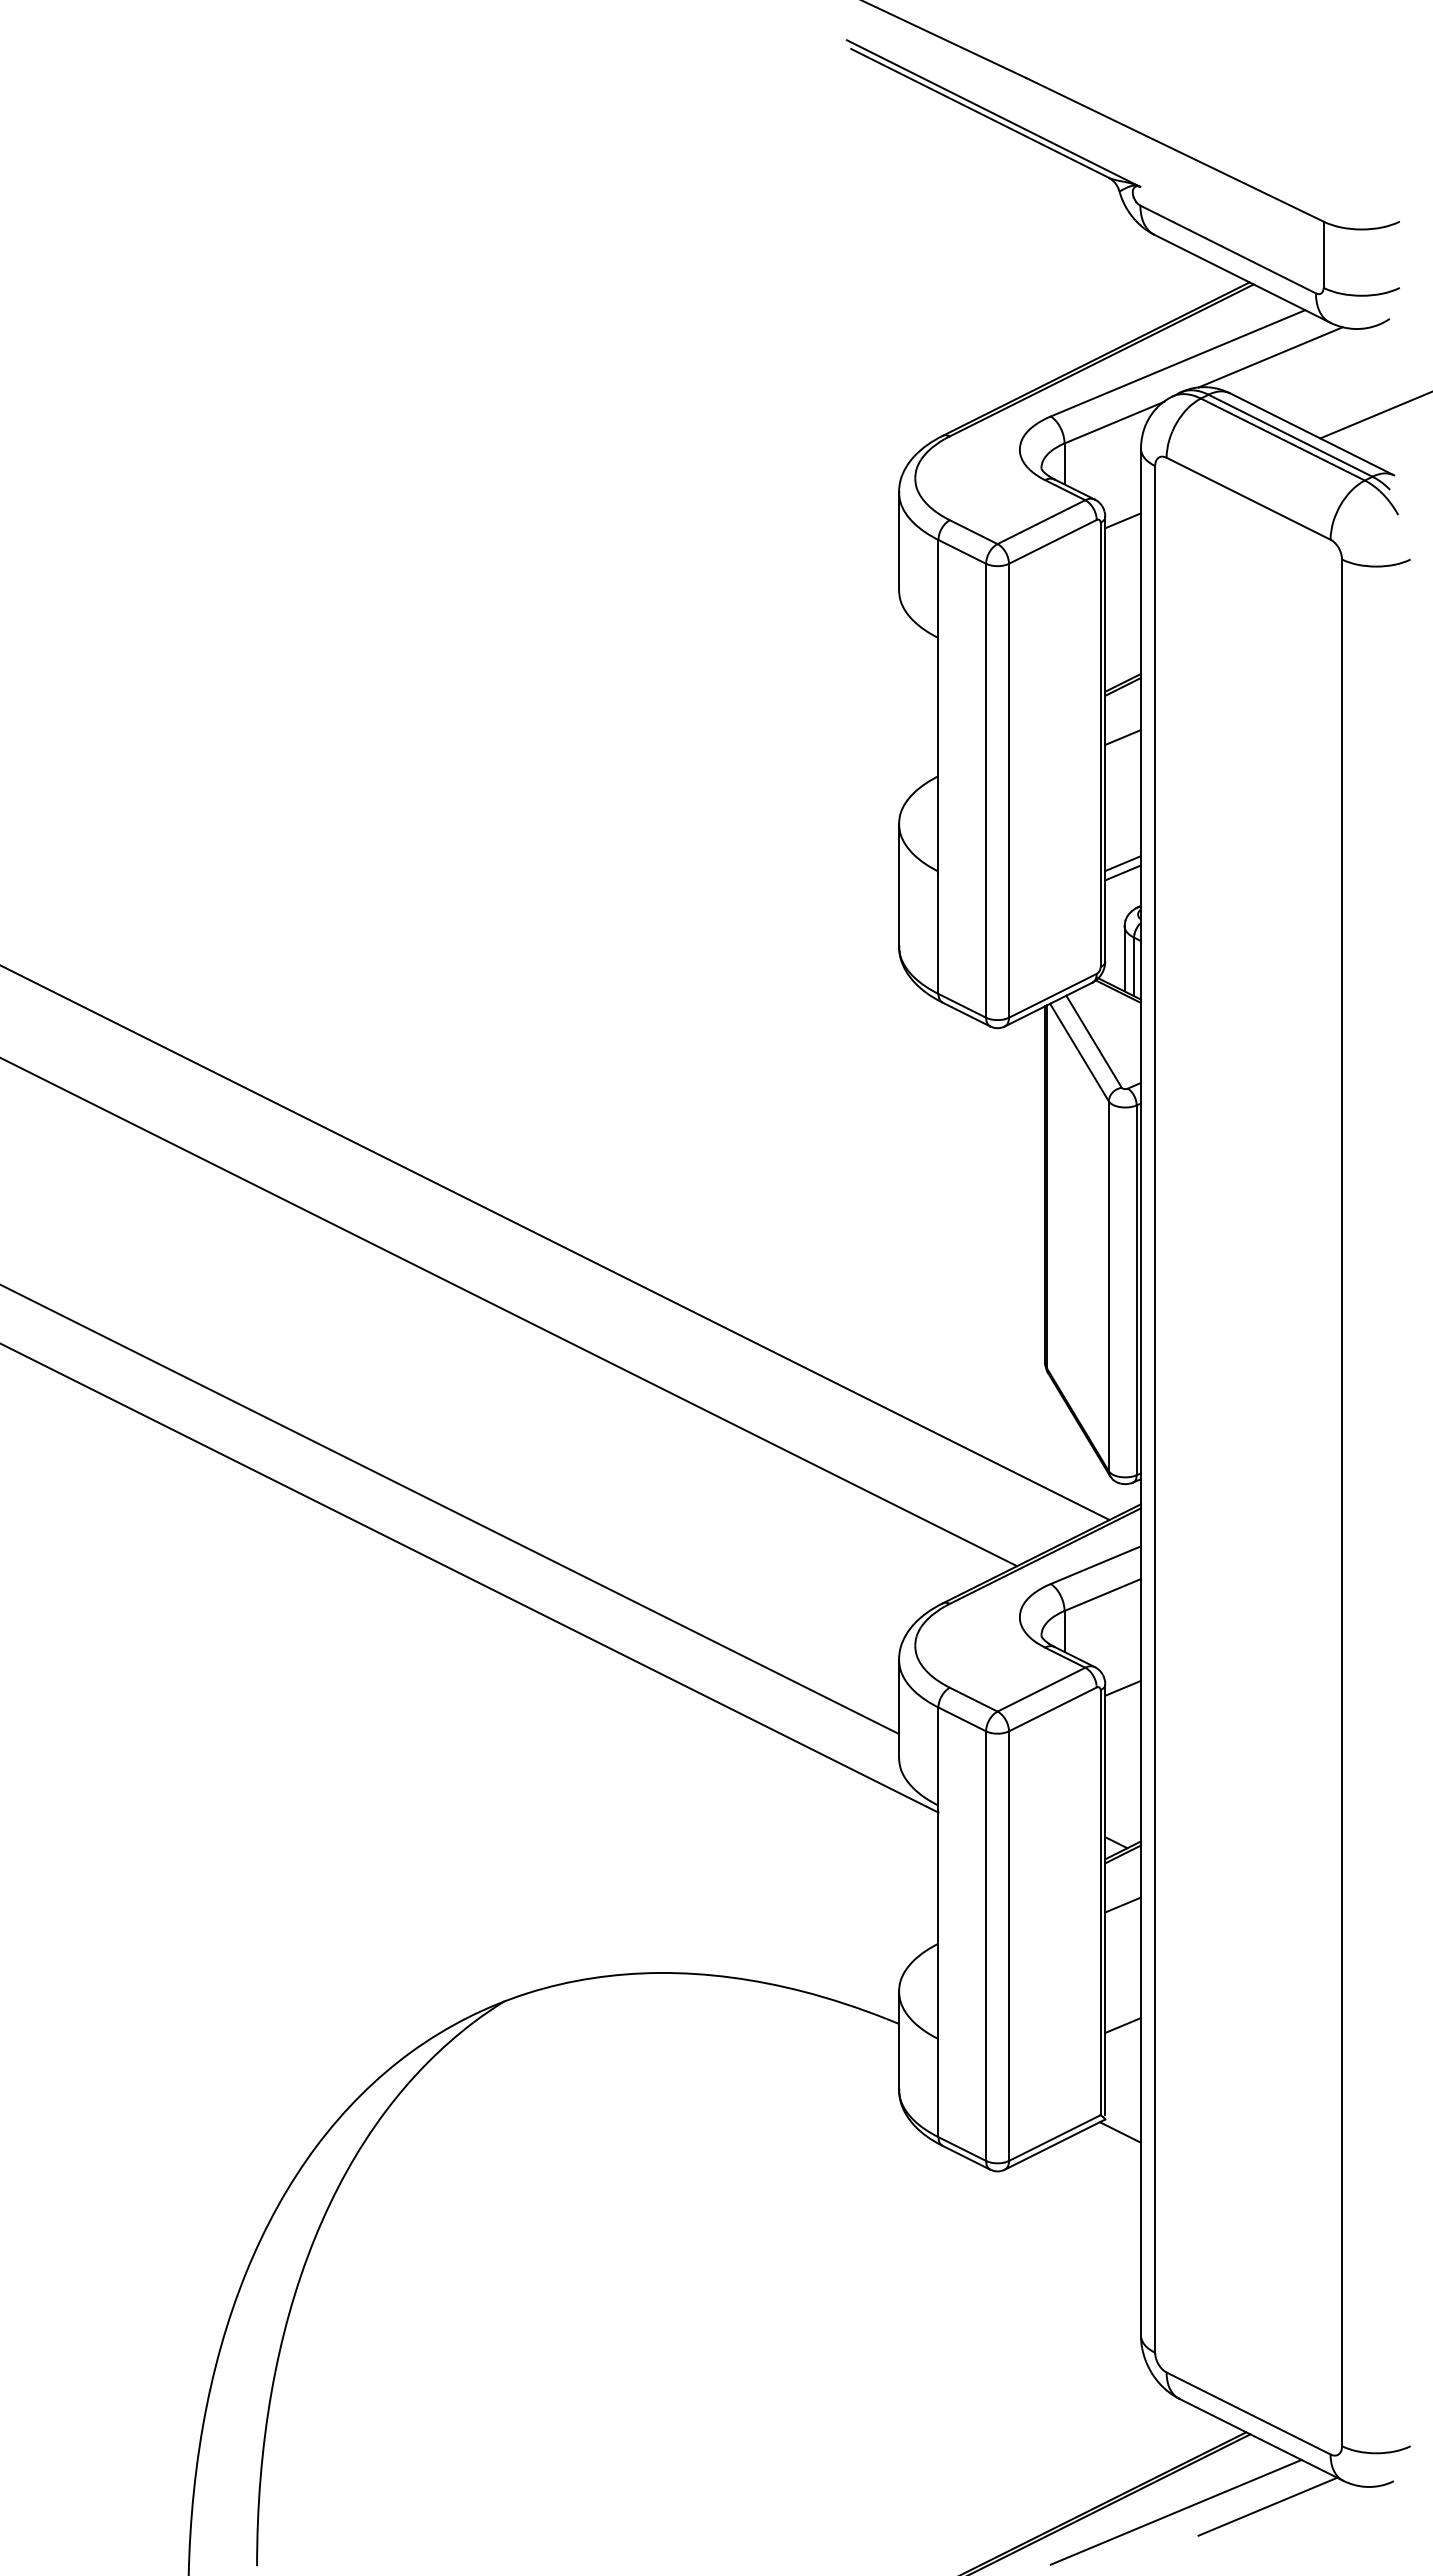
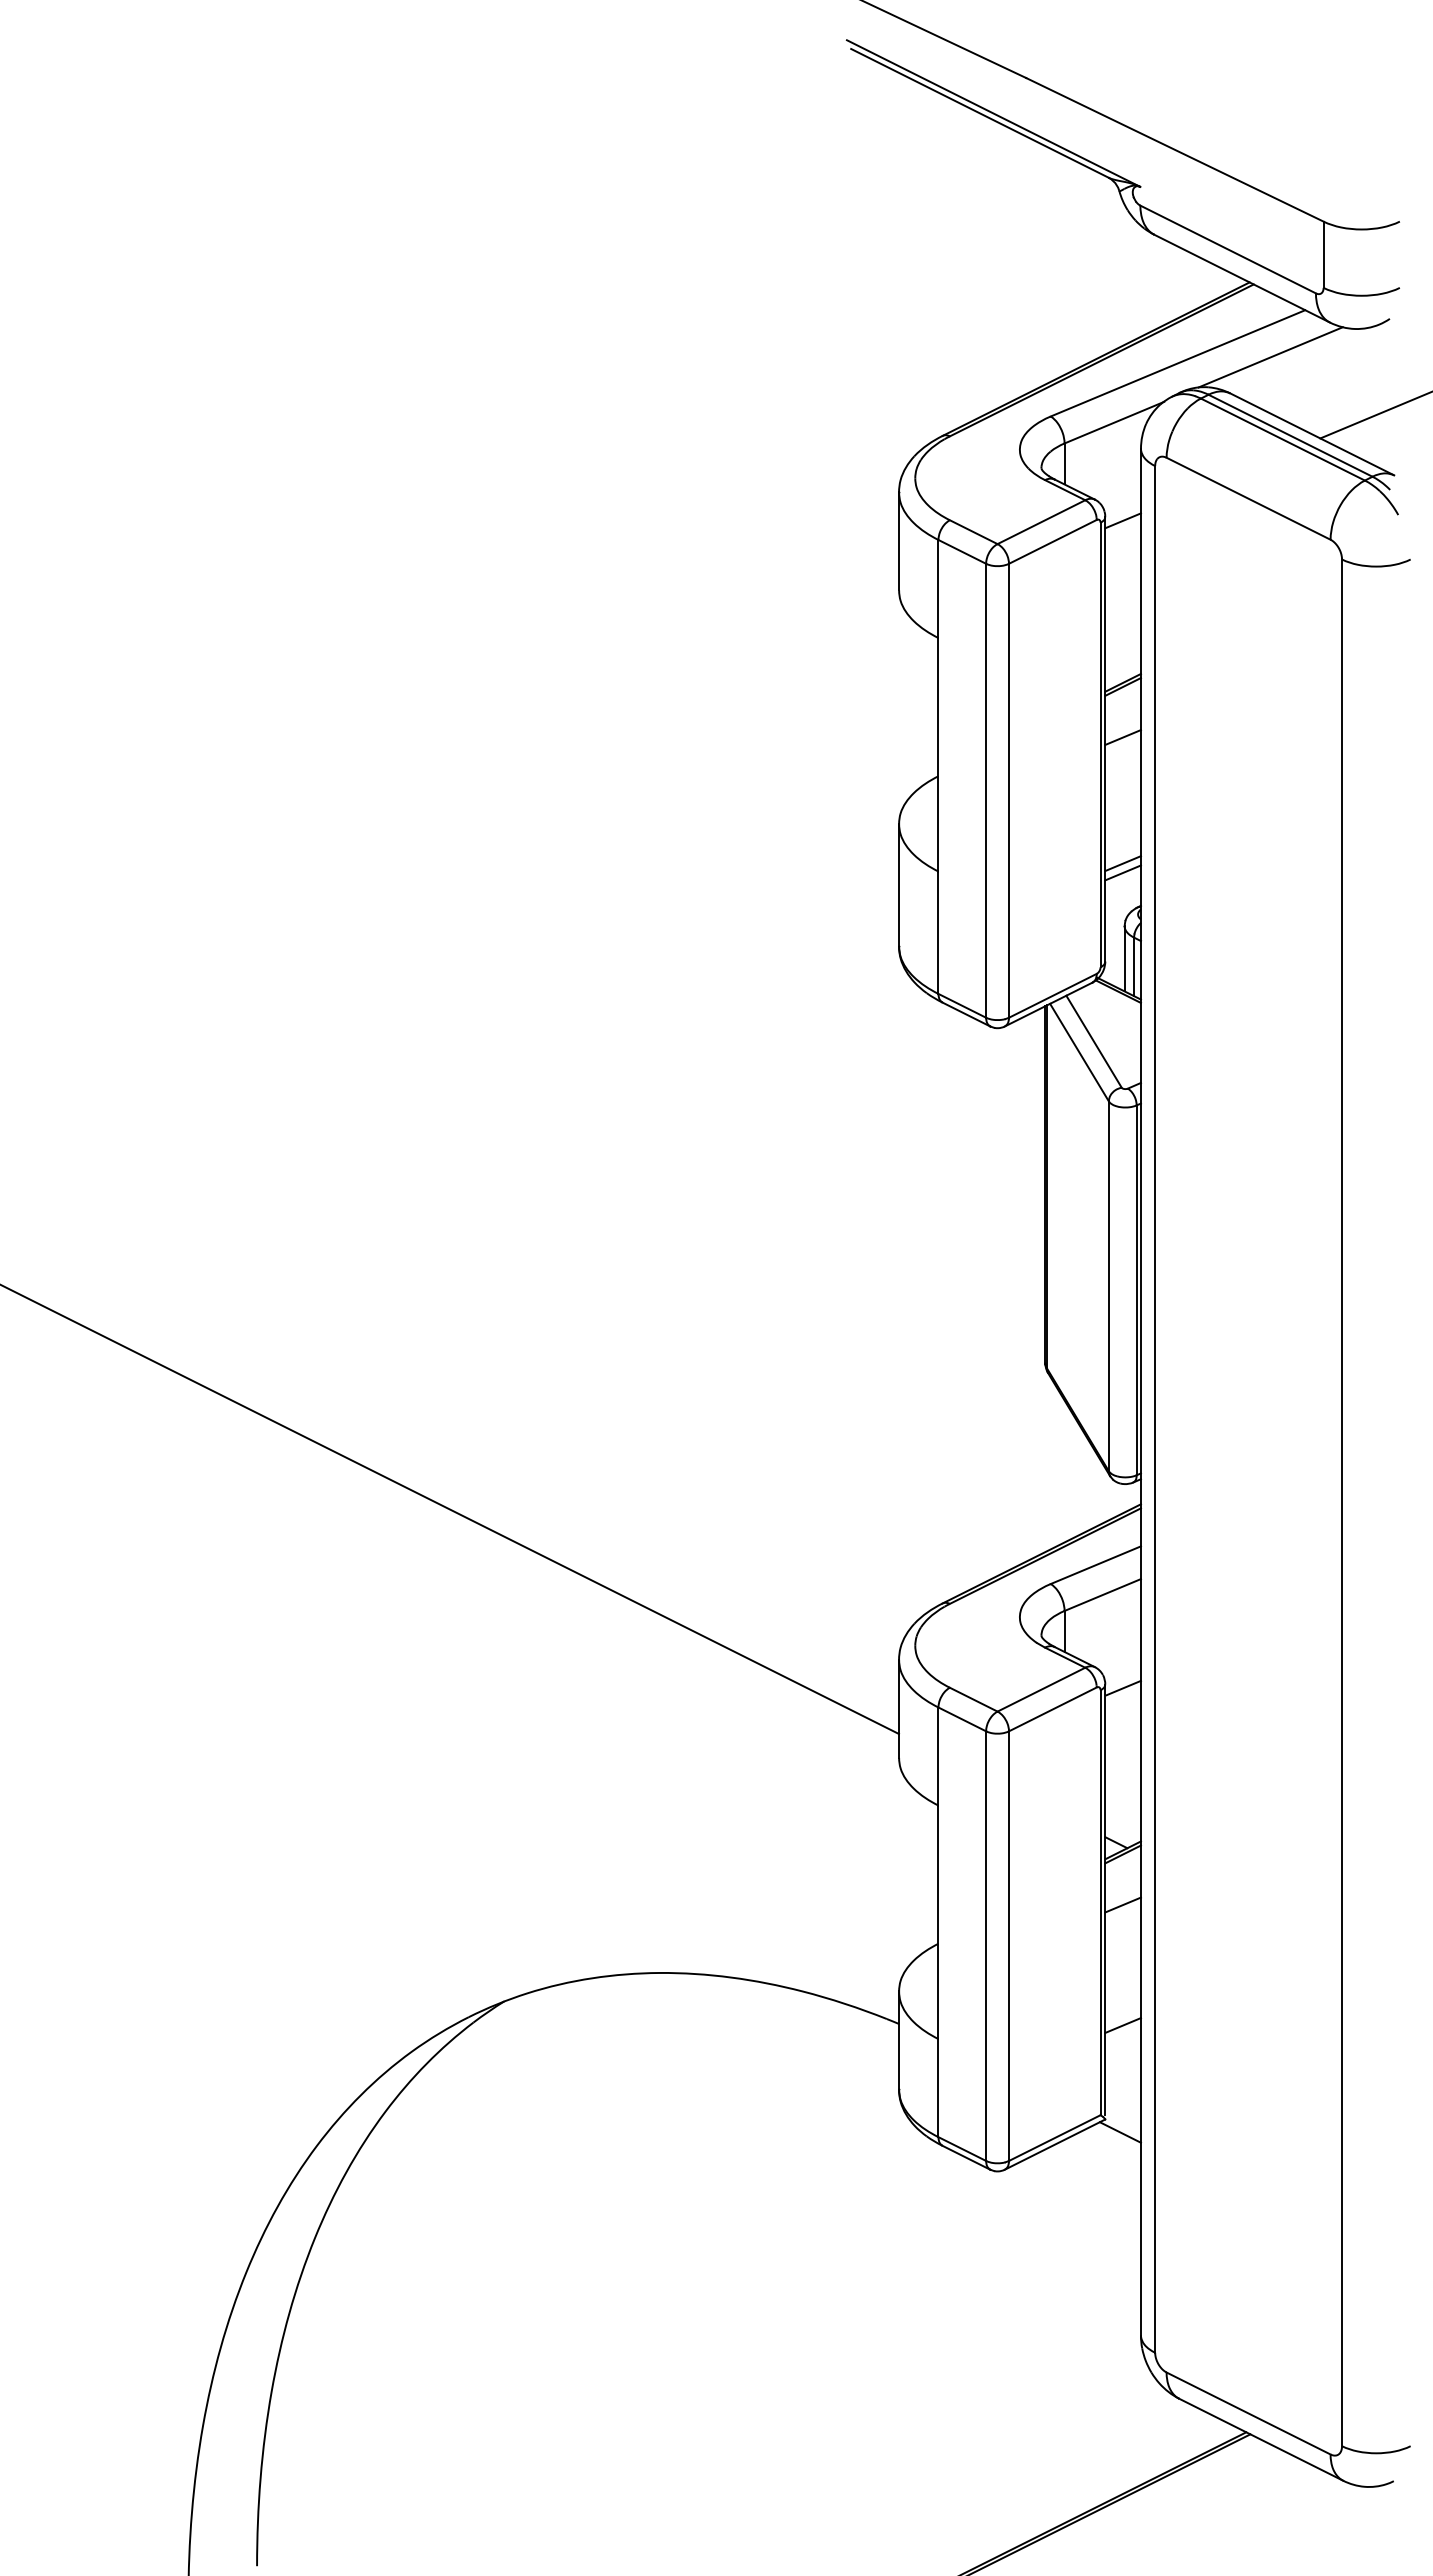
line: present -> none (555, 1242)
line: present -> none (509, 1312)
line: present -> none (470, 1578)
line: present -> none (1267, 2506)
line: present -> none (1175, 2511)
